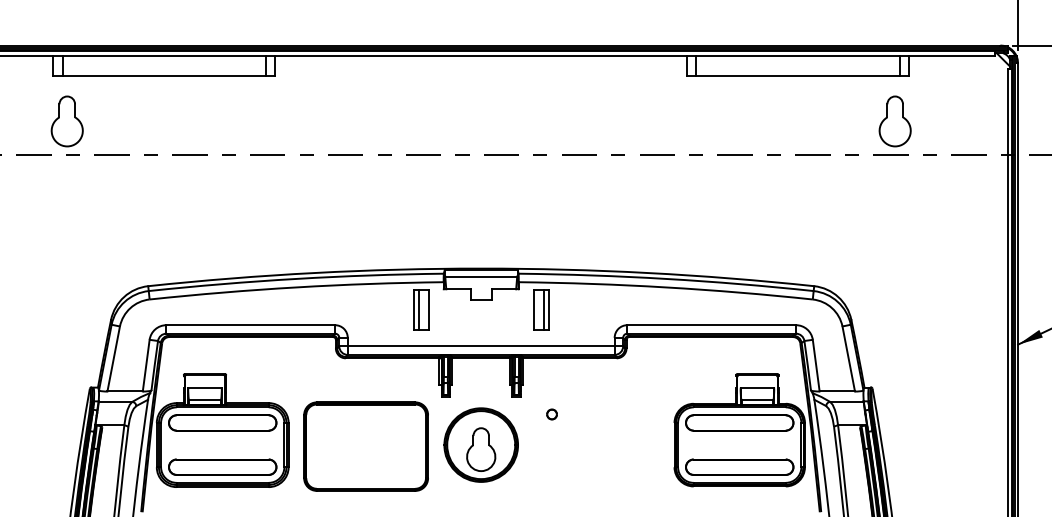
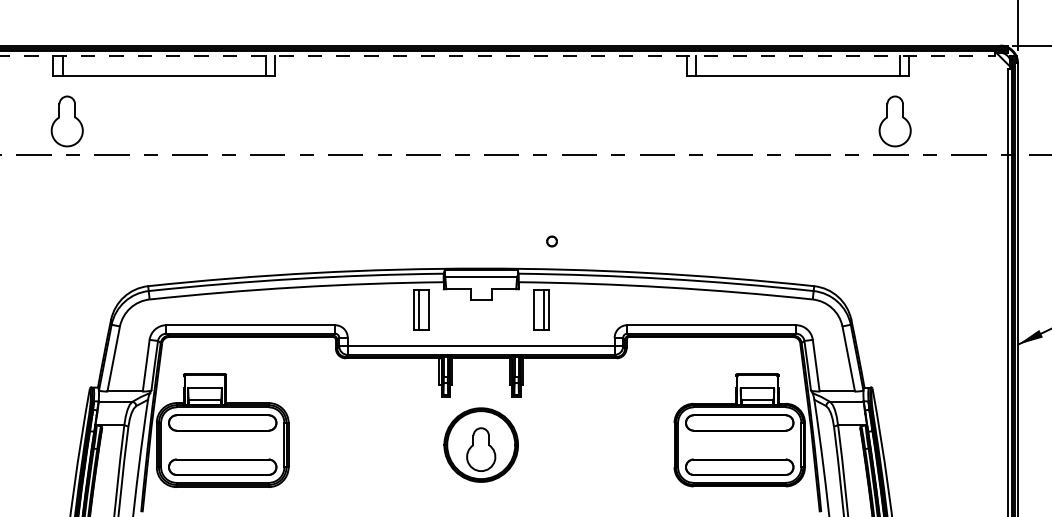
line: solid -> dashed (498, 55)
part position: (551, 414) -> (551, 241) (551, 241)
part: present -> none (365, 446)
